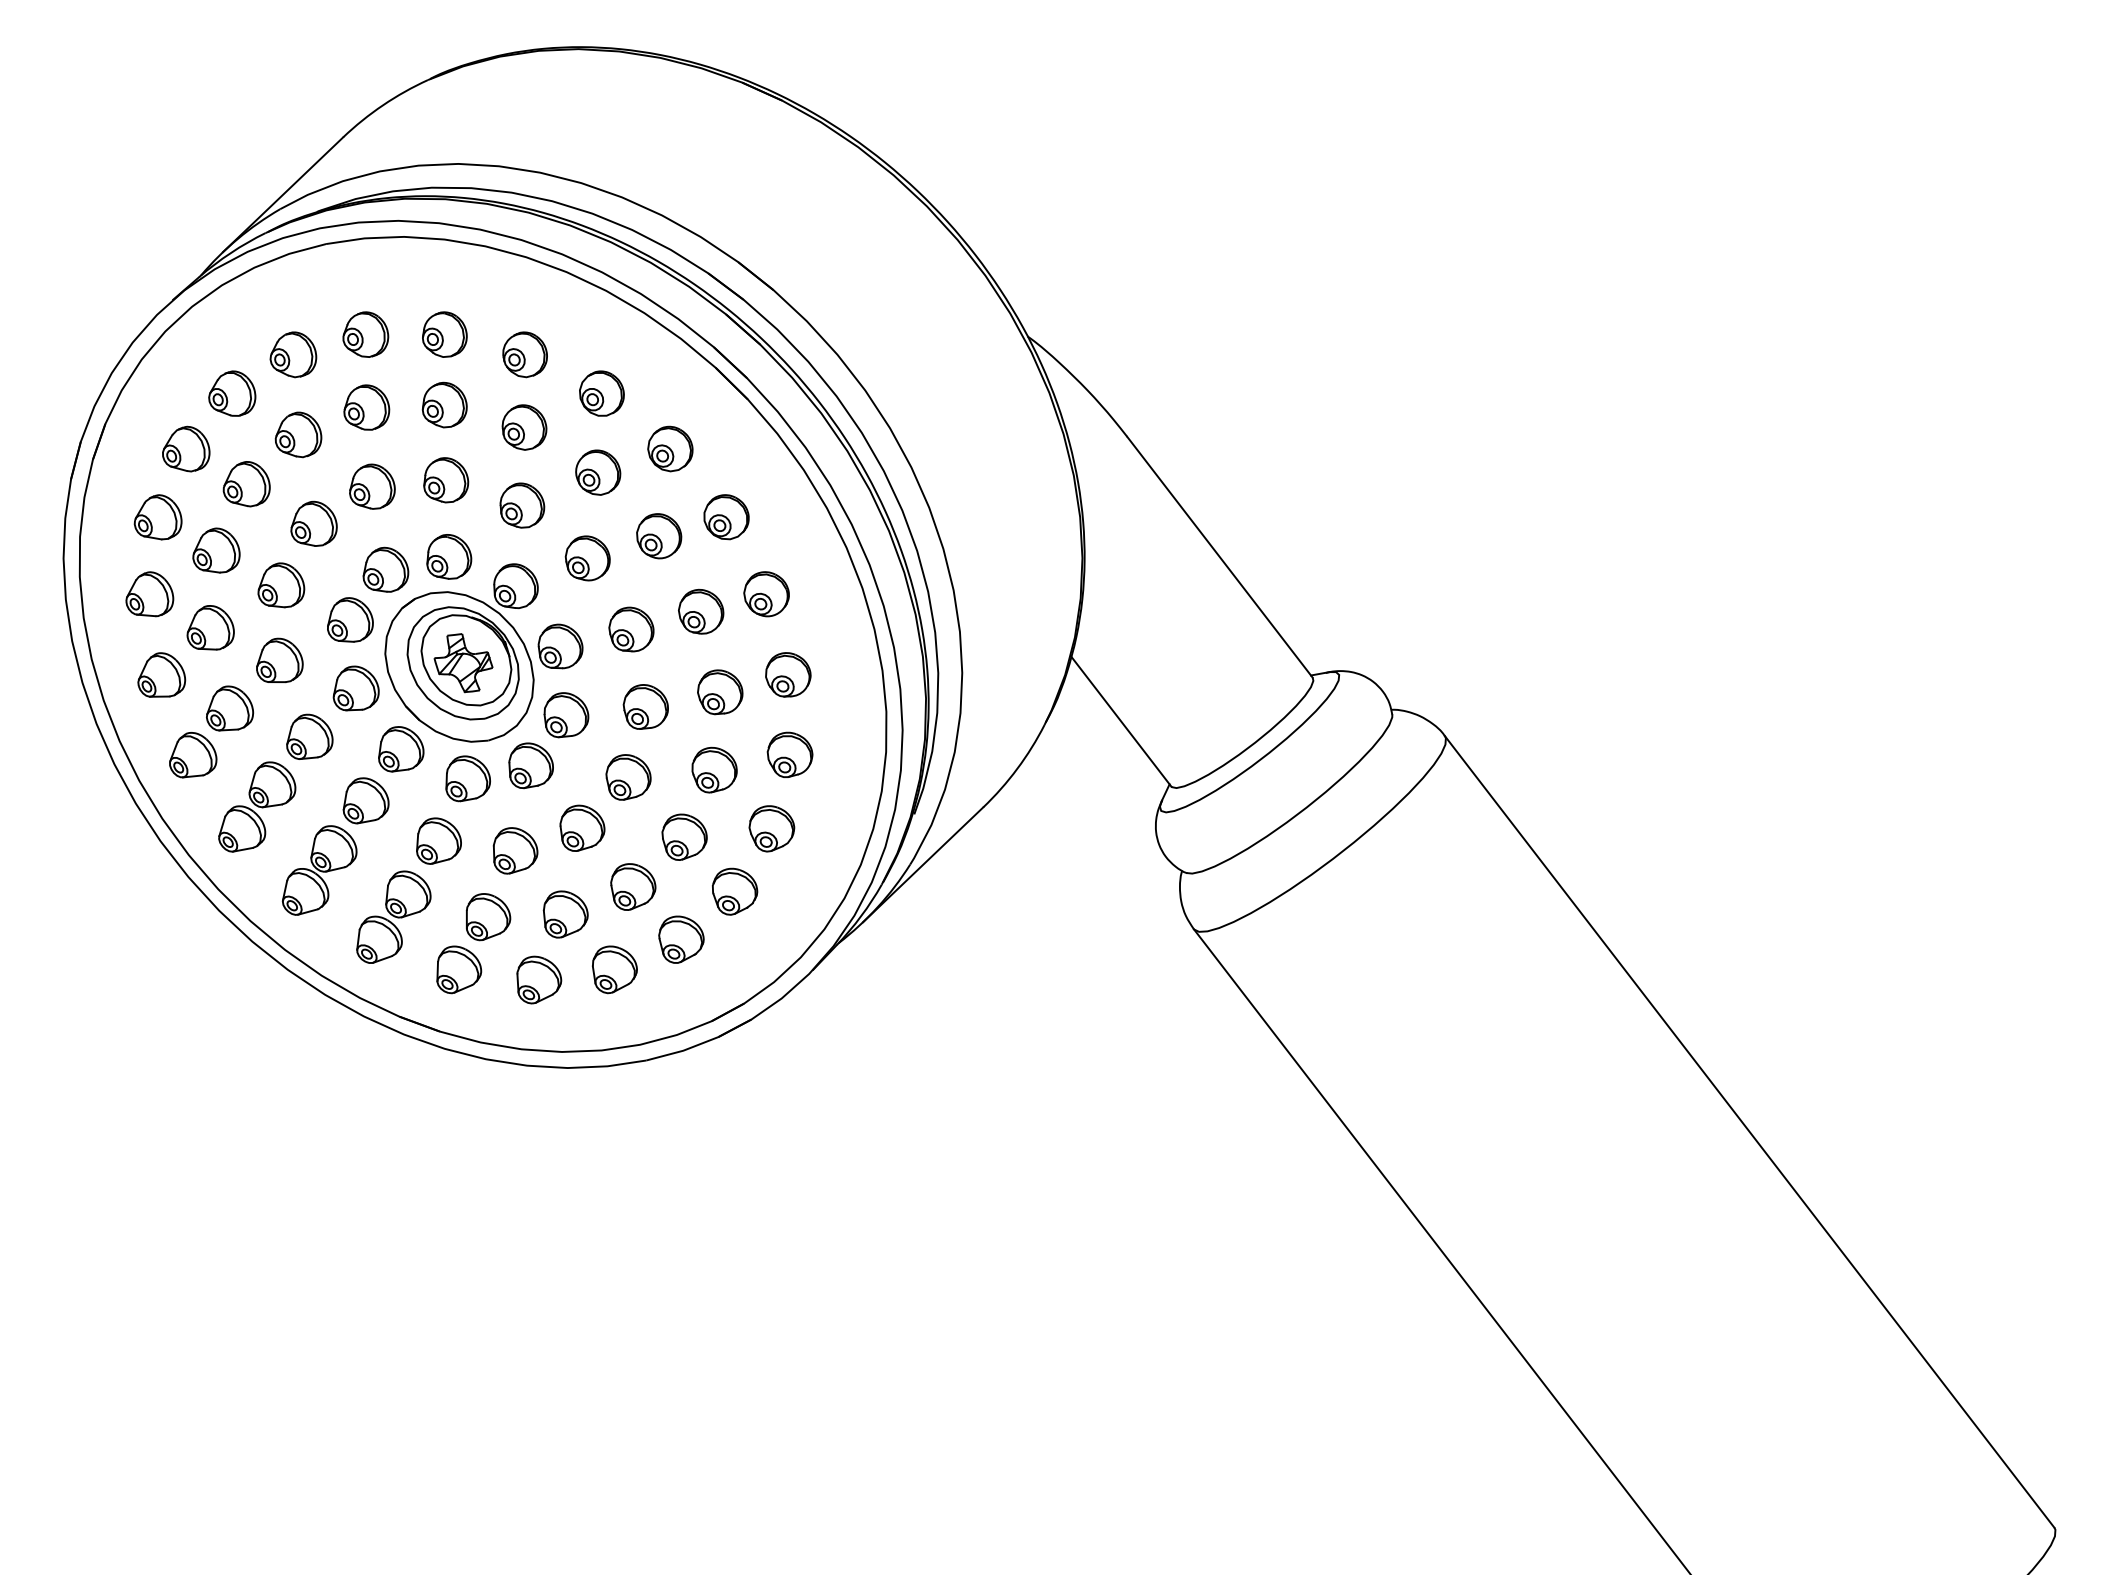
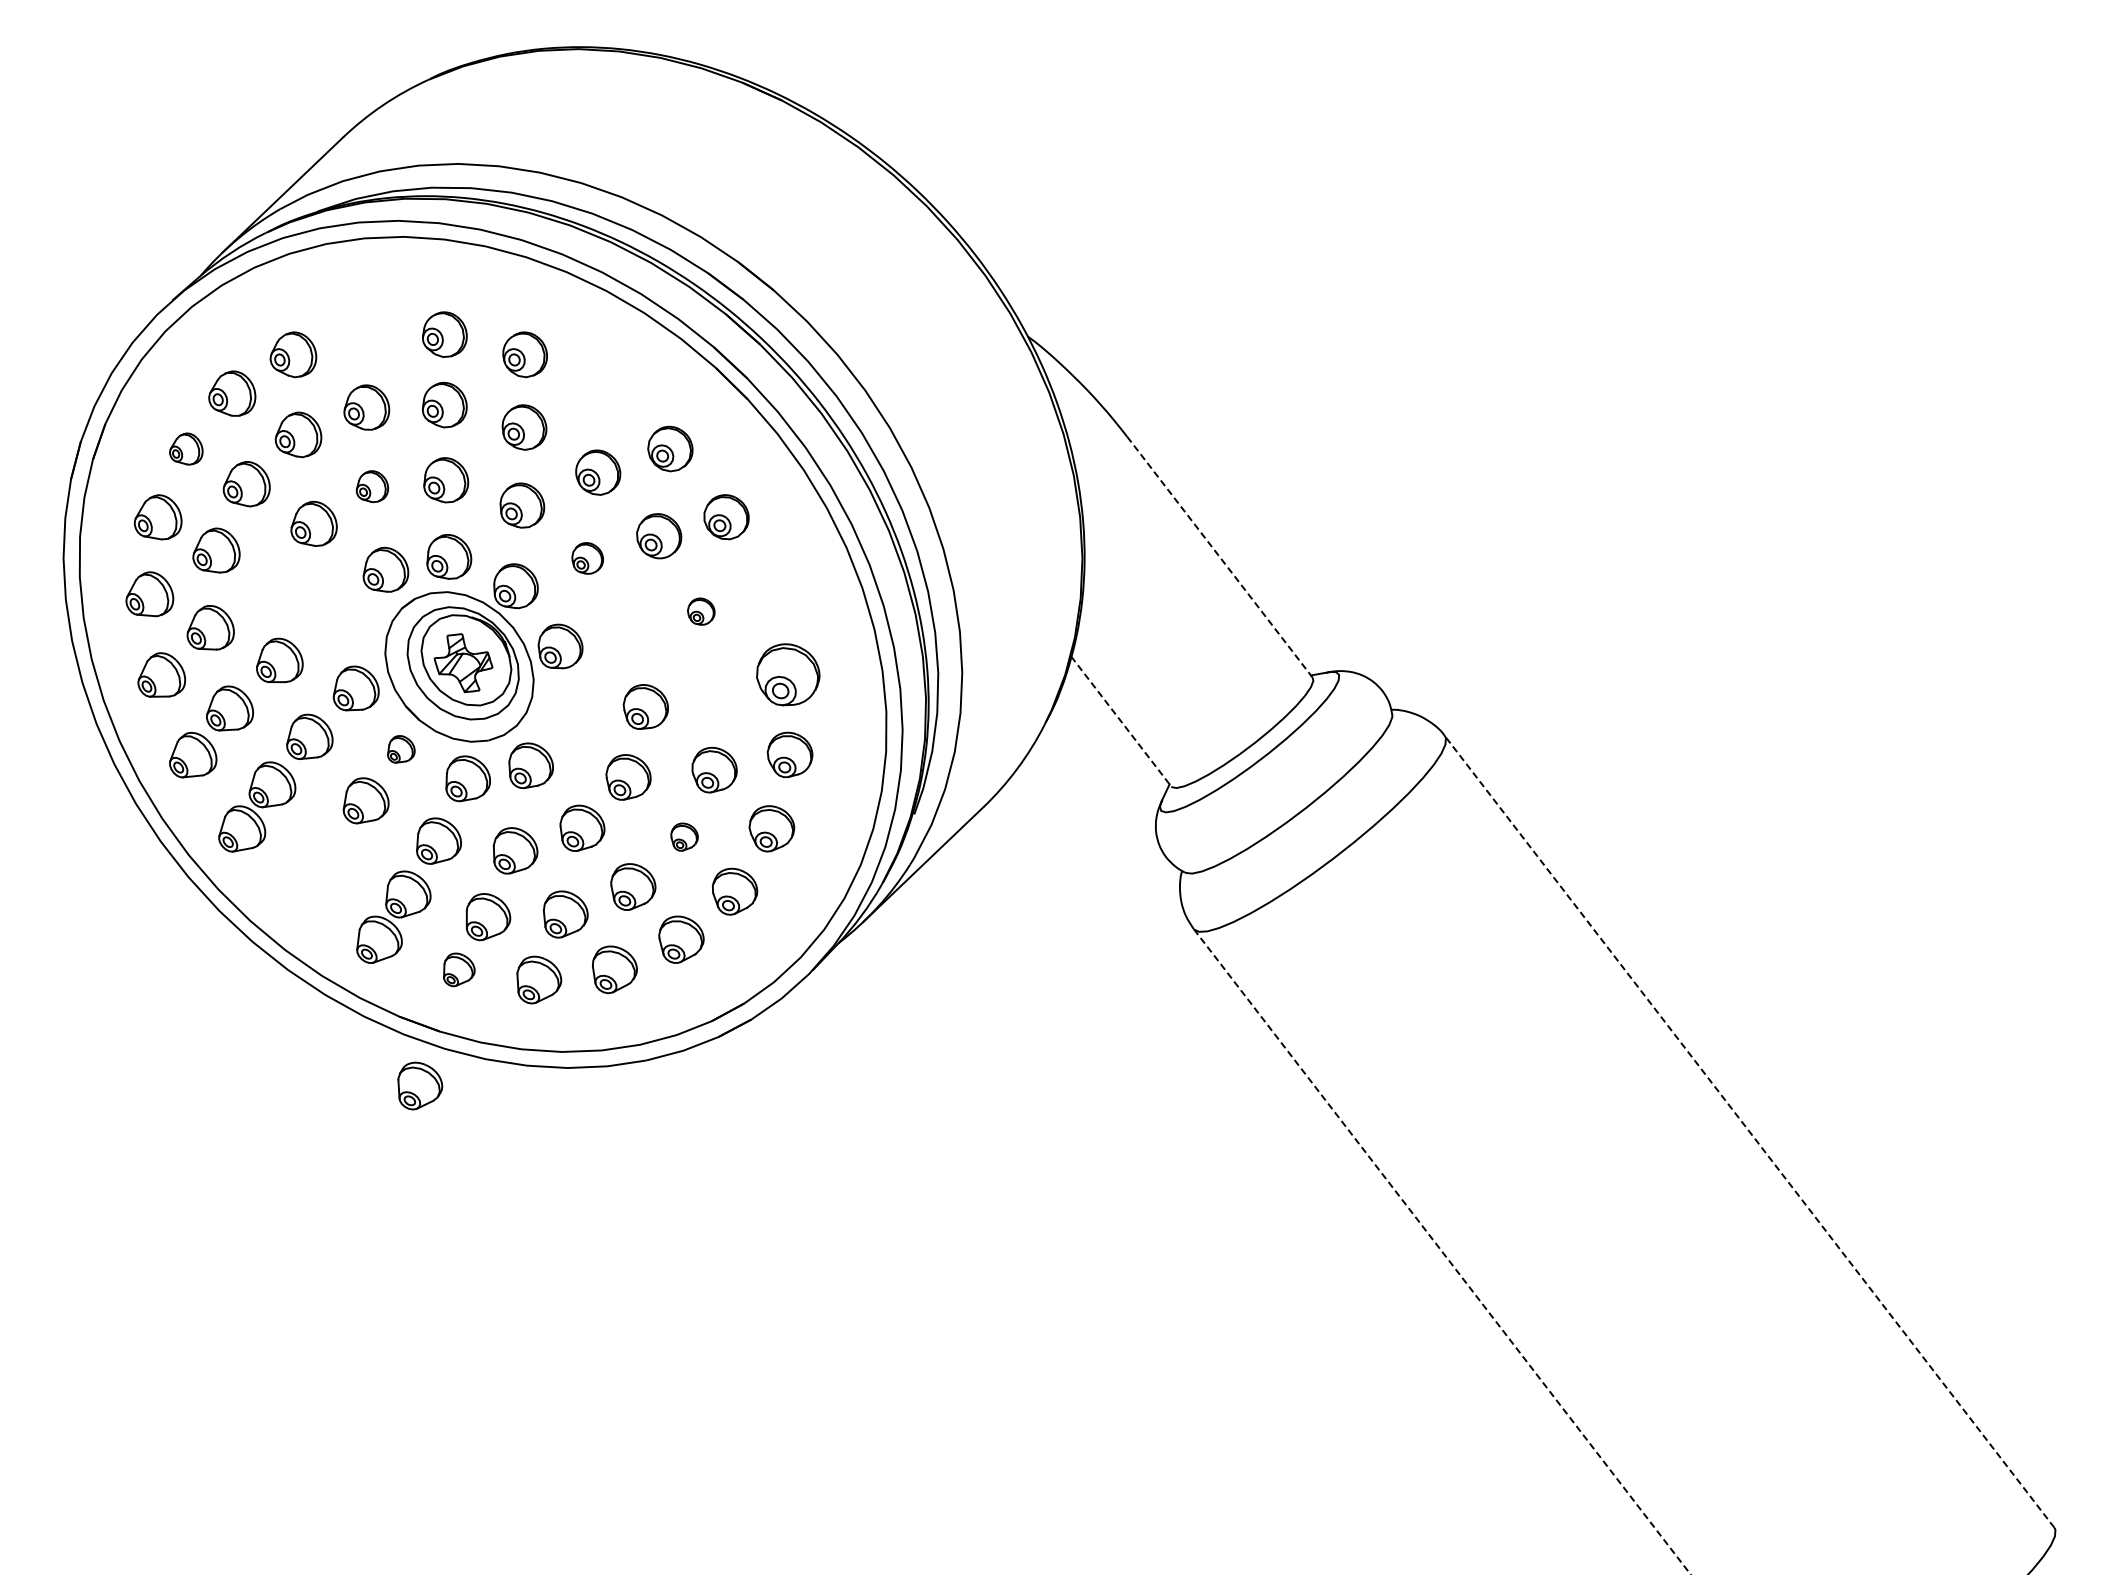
part: present -> none (365, 334)
part: present -> none (601, 393)
part size: 49x48 px -> 35x34 px (186, 448)
part size: 47x47 px -> 35x34 px (372, 486)
line: solid -> dashed (1220, 557)
part size: 47x47 px -> 33x33 px (587, 558)
part: present -> none (281, 585)
part: present -> none (766, 594)
part size: 47x47 px -> 29x29 px (701, 611)
part: present -> none (350, 619)
part: present -> none (631, 629)
part size: 47x46 px -> 65x64 px (788, 674)
part: present -> none (720, 692)
part: present -> none (566, 715)
line: solid -> dashed (1121, 721)
part size: 47x47 px -> 29x29 px (401, 749)
part size: 47x48 px -> 29x30 px (684, 836)
part: present -> none (319, 870)
part size: 47x50 px -> 33x36 px (459, 969)
part: none -> present (420, 1085)
line: solid -> dashed (1749, 1131)
line: solid -> dashed (1442, 1252)
